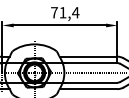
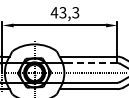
text: 71,4 -> 43,3 (64, 12)
line: solid -> dashed (89, 63)
